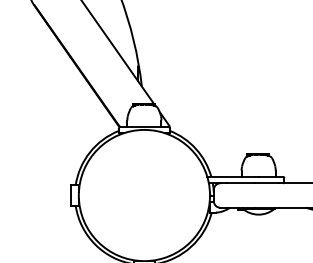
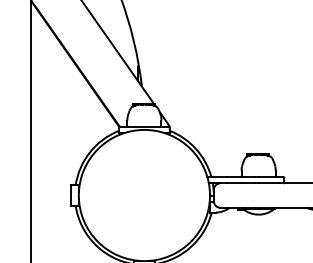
line: none -> present (30, 130)
